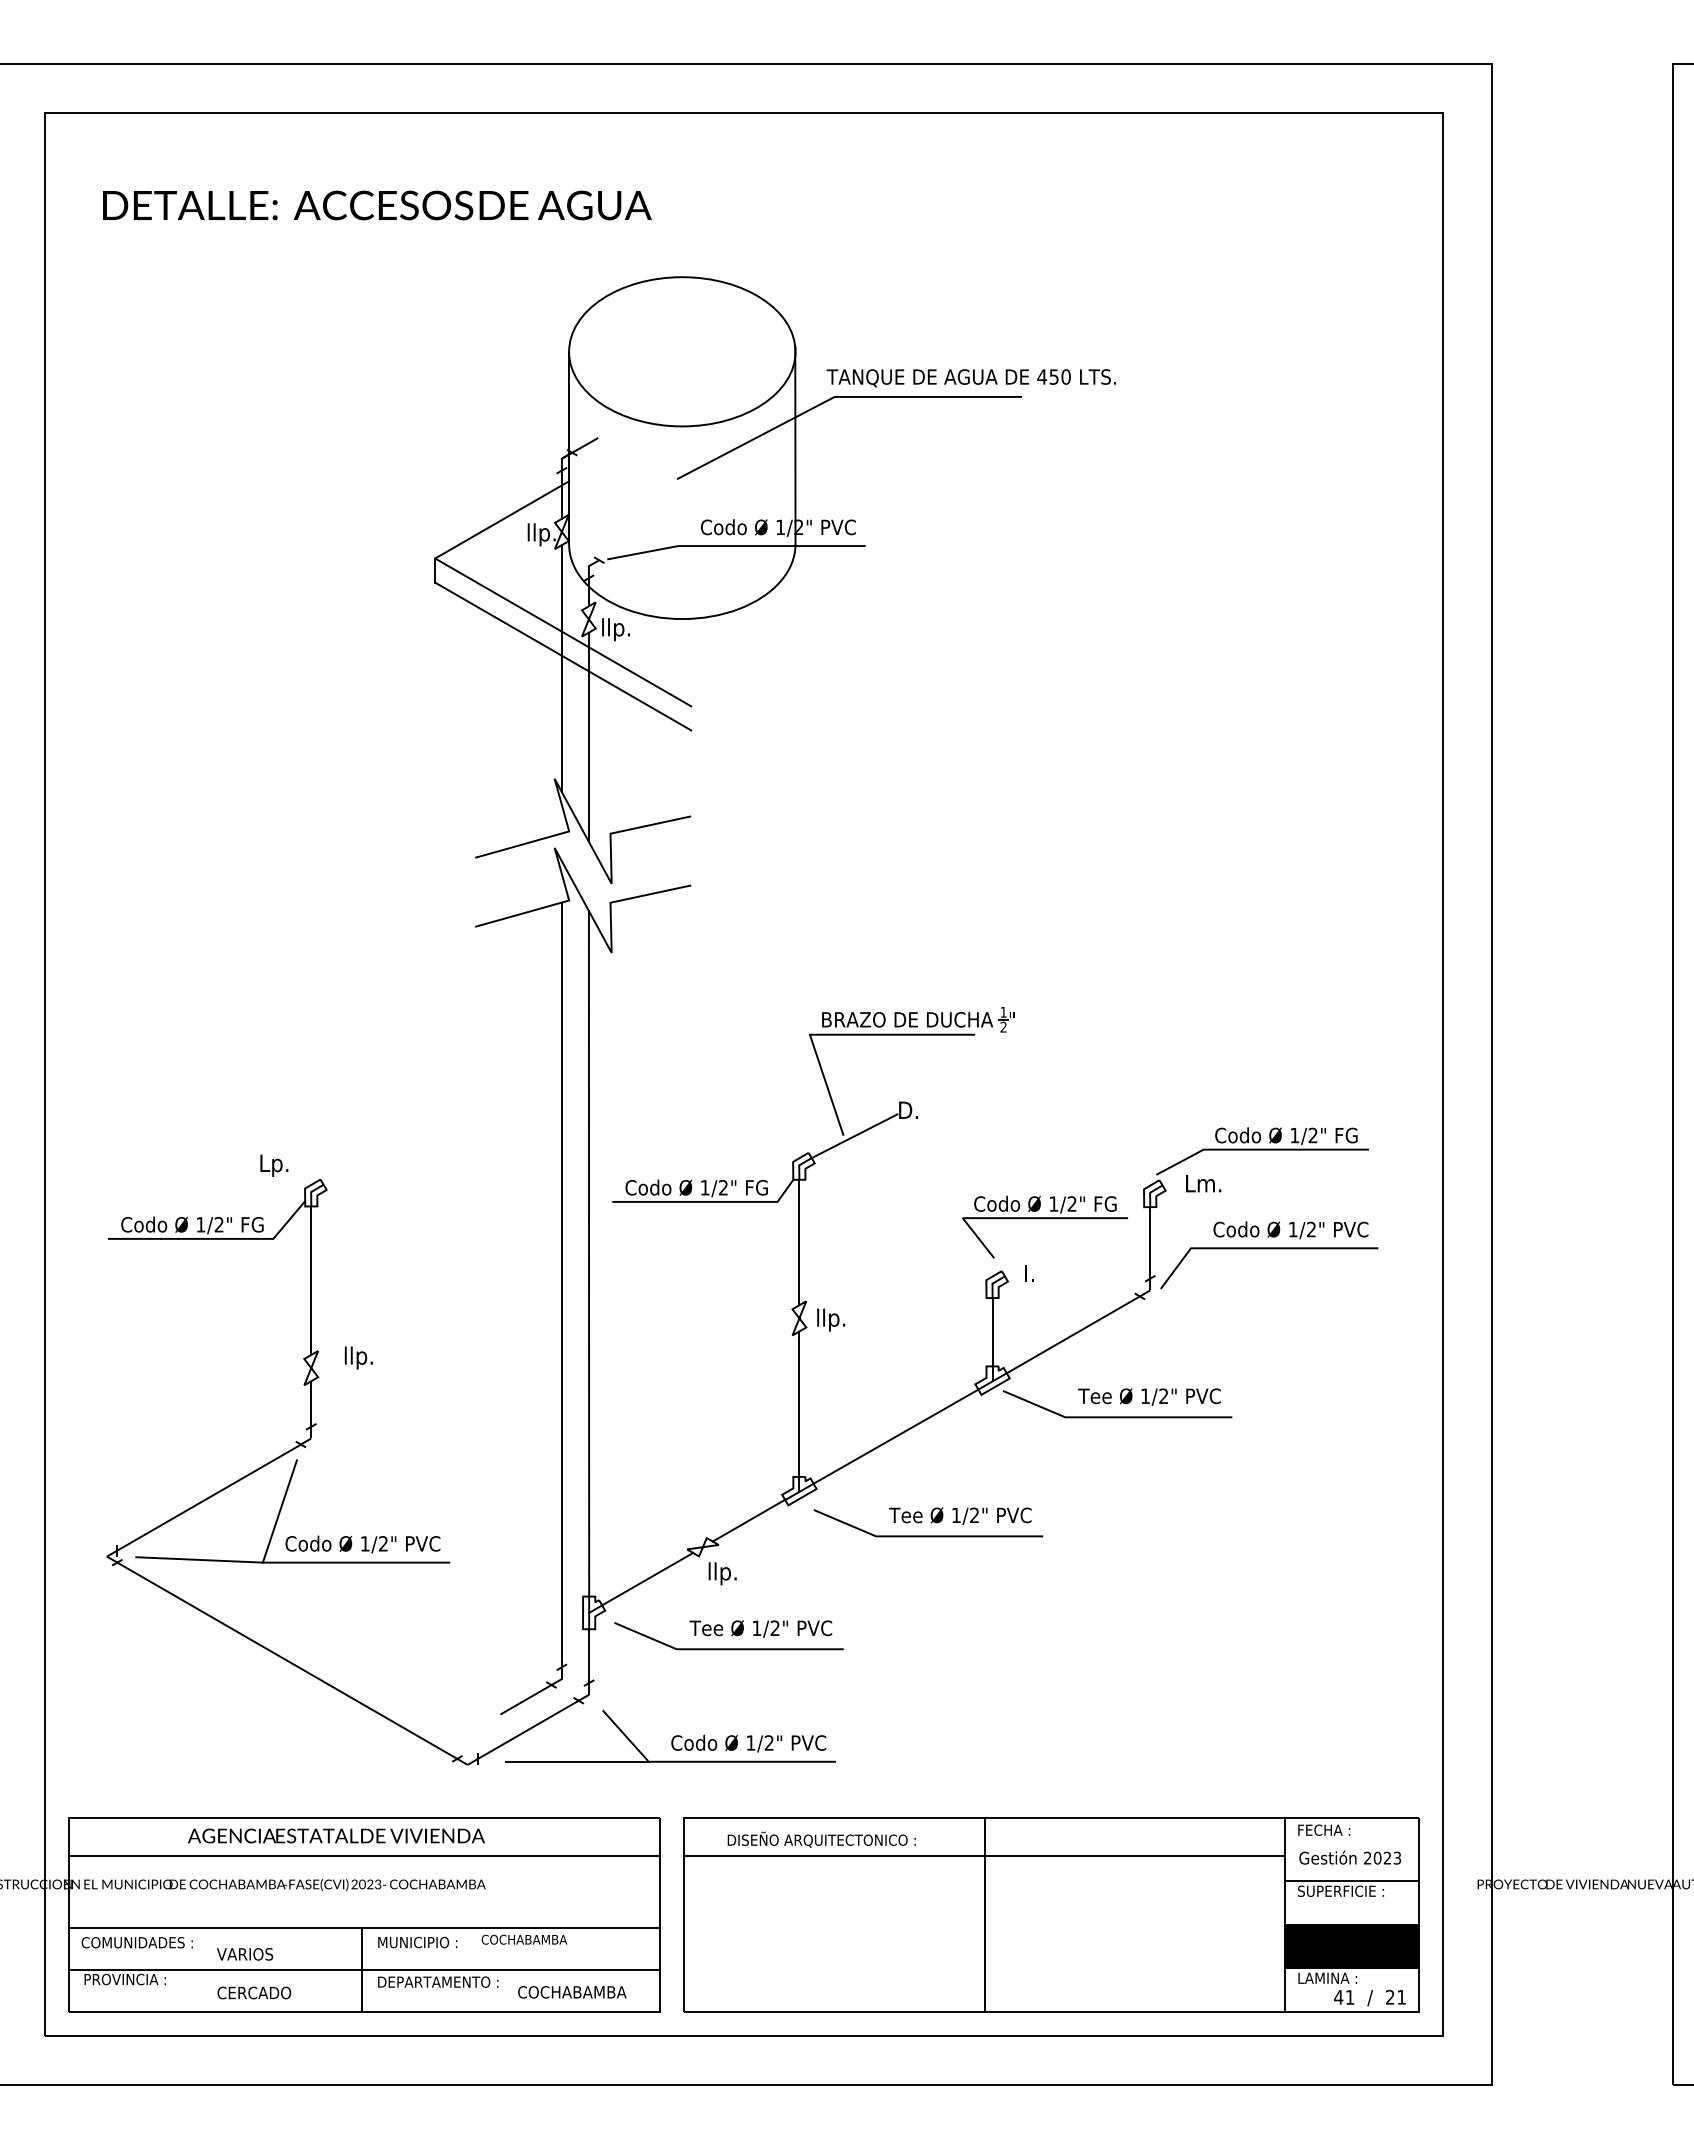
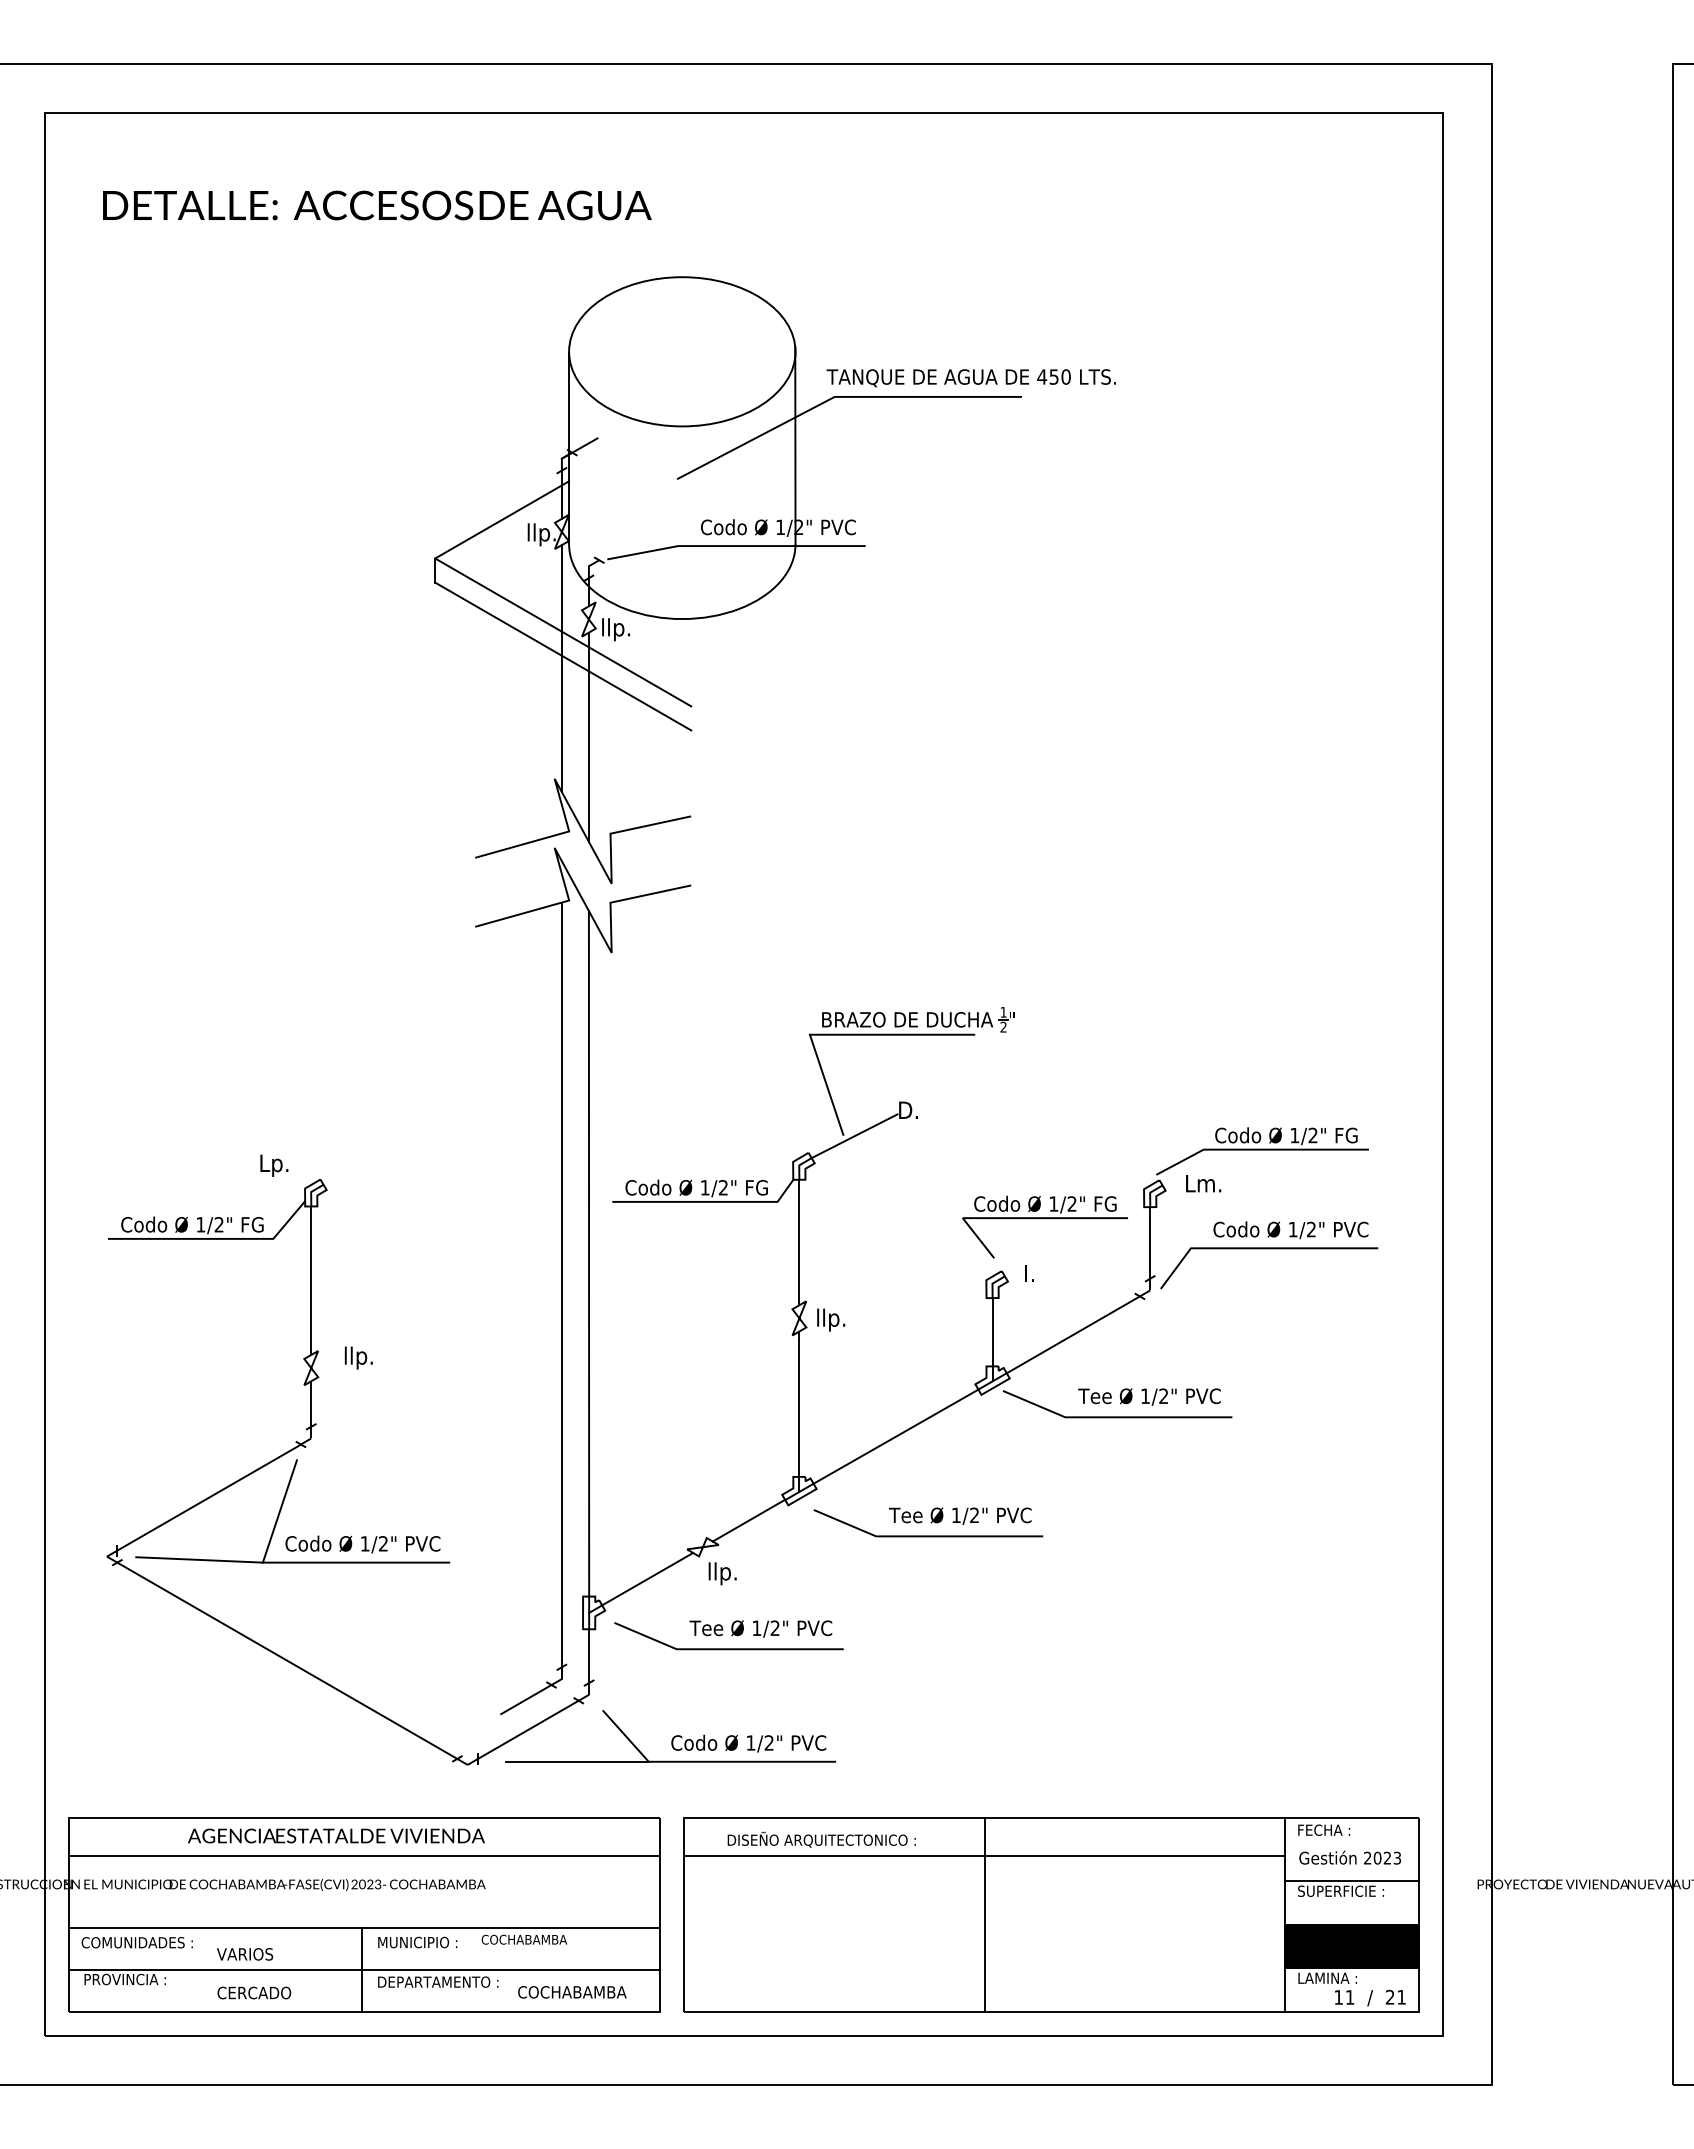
text: 41 -> 11 (1338, 1997)
